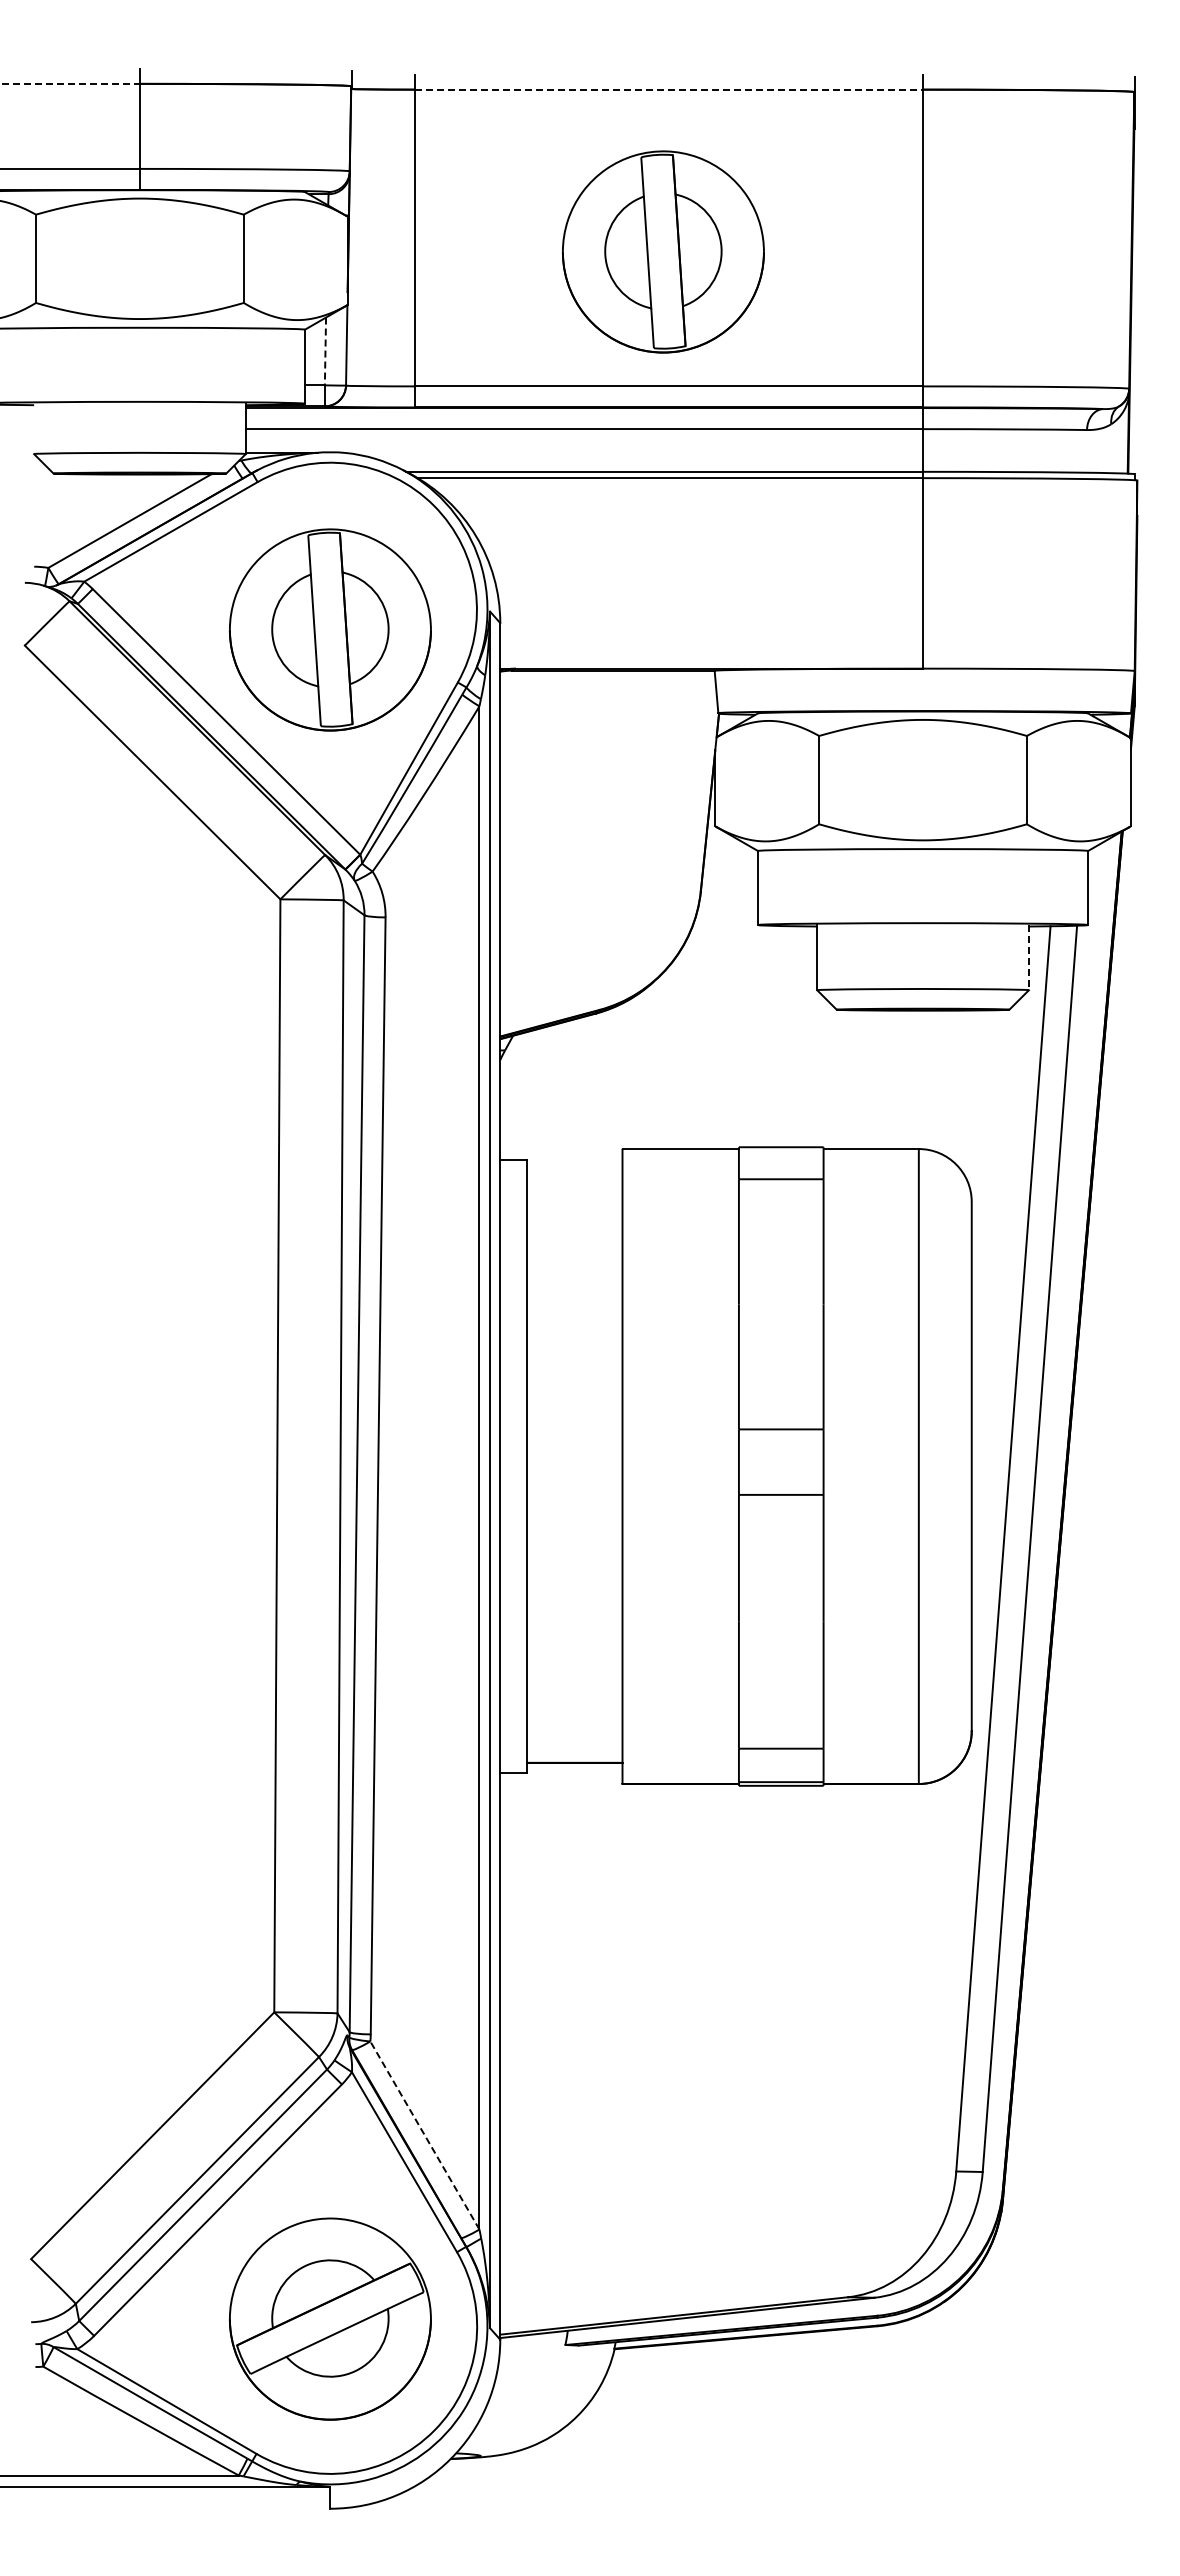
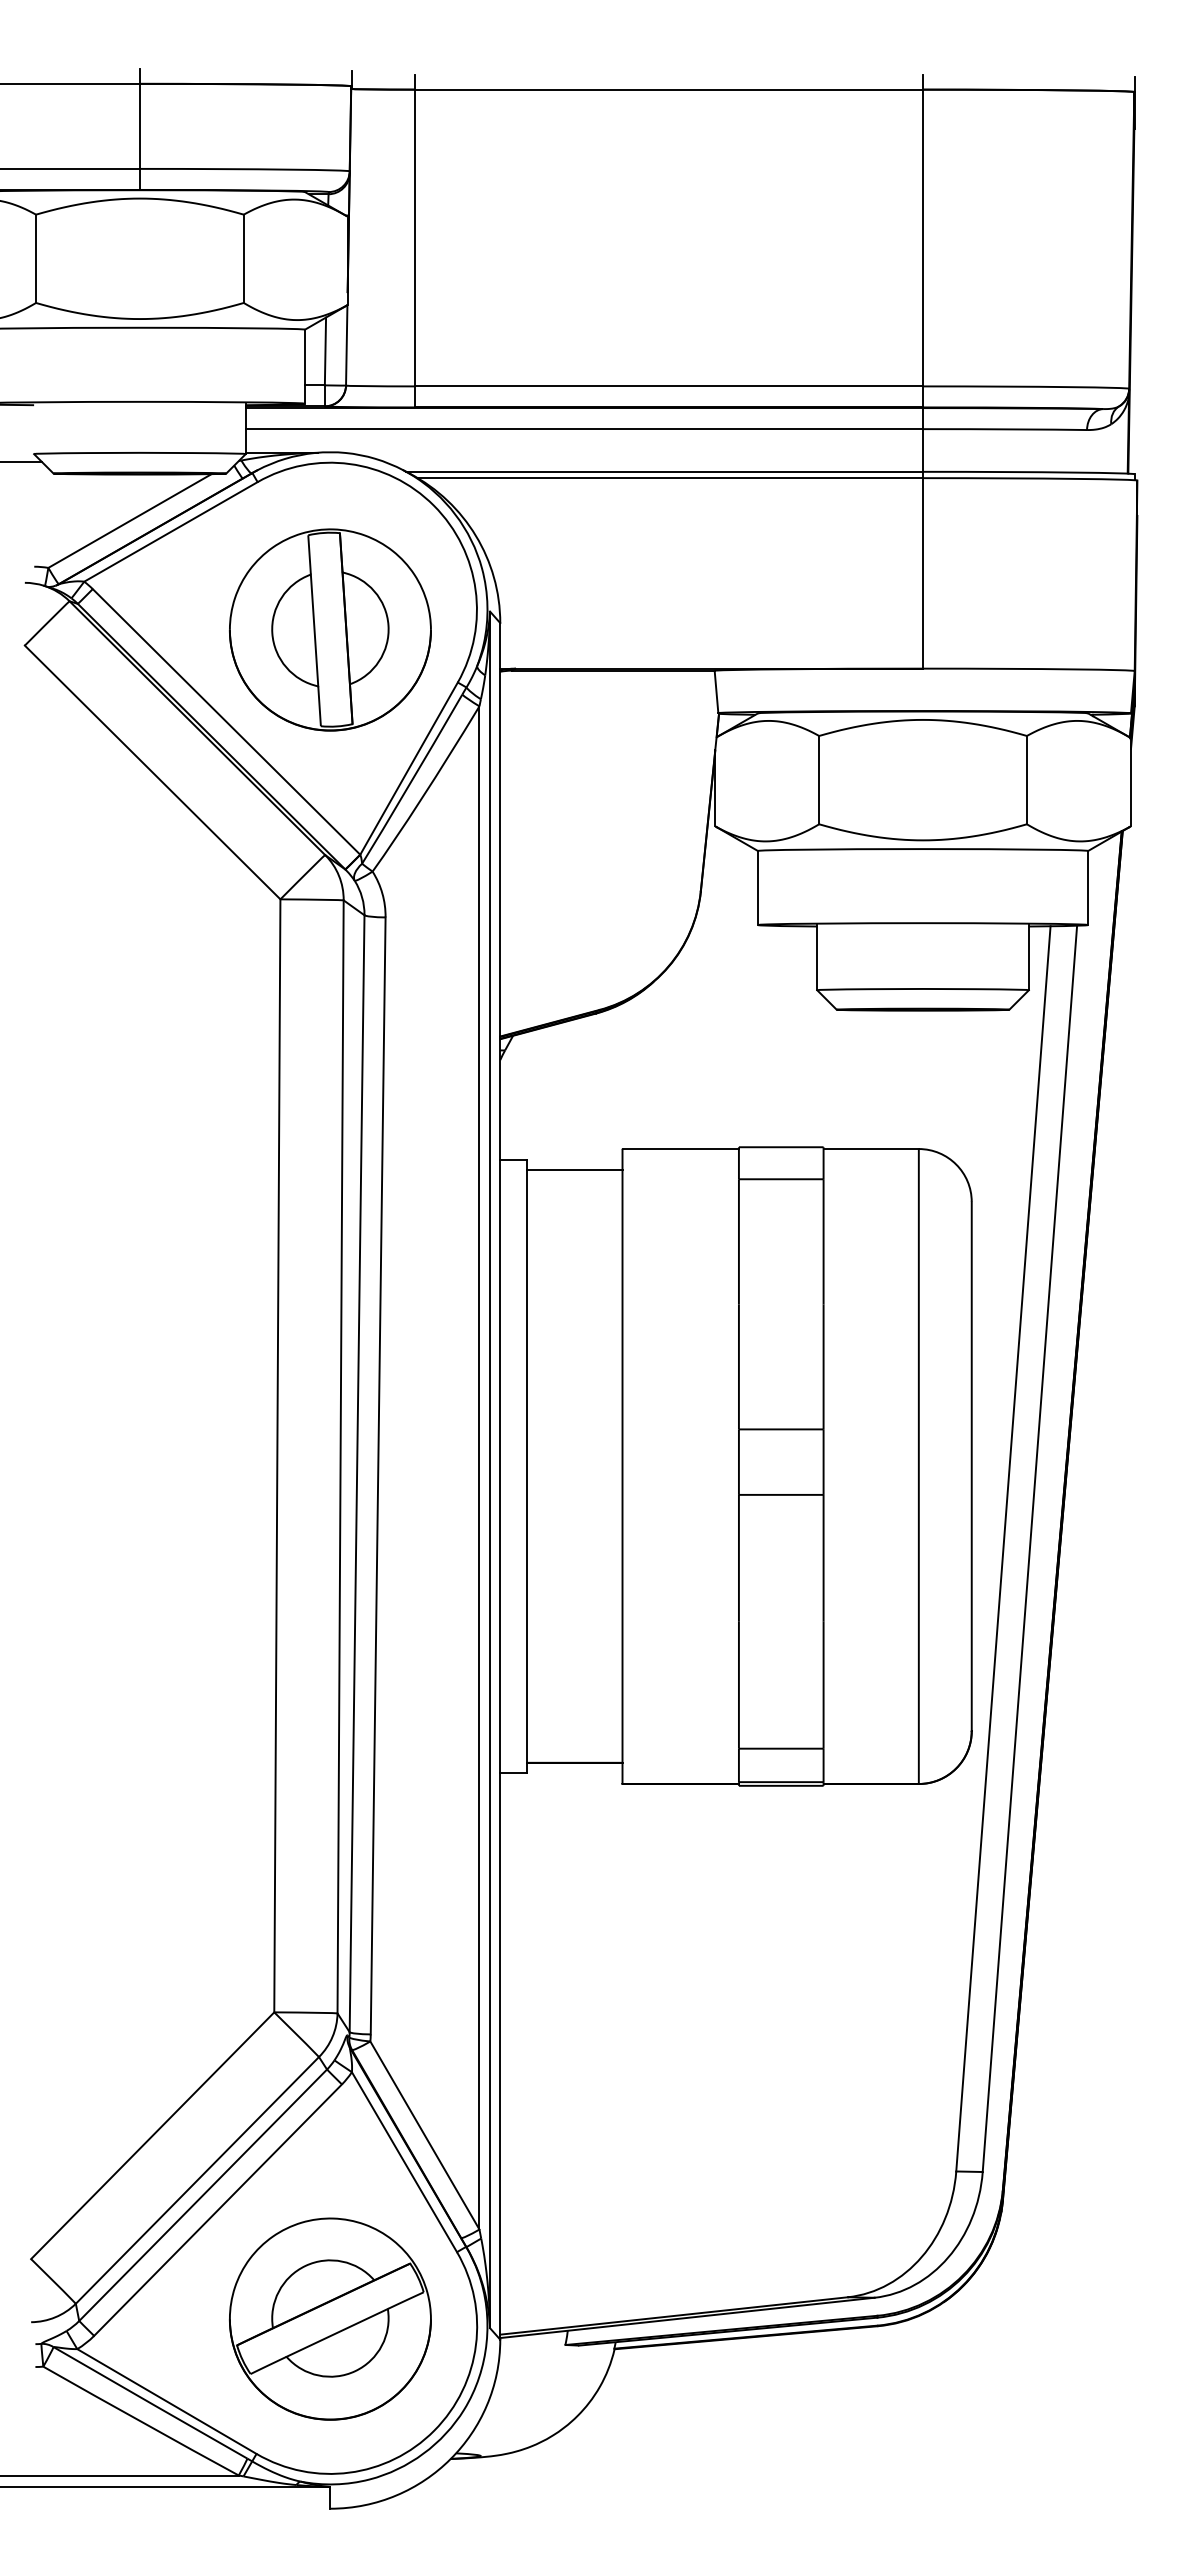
line: dashed -> solid (70, 83)
line: dashed -> solid (669, 89)
part: present -> none (663, 251)
line: dashed -> solid (325, 351)
line: none -> present (22, 462)
line: dashed -> solid (1028, 957)
line: none -> present (574, 1170)
line: dashed -> solid (424, 2135)
